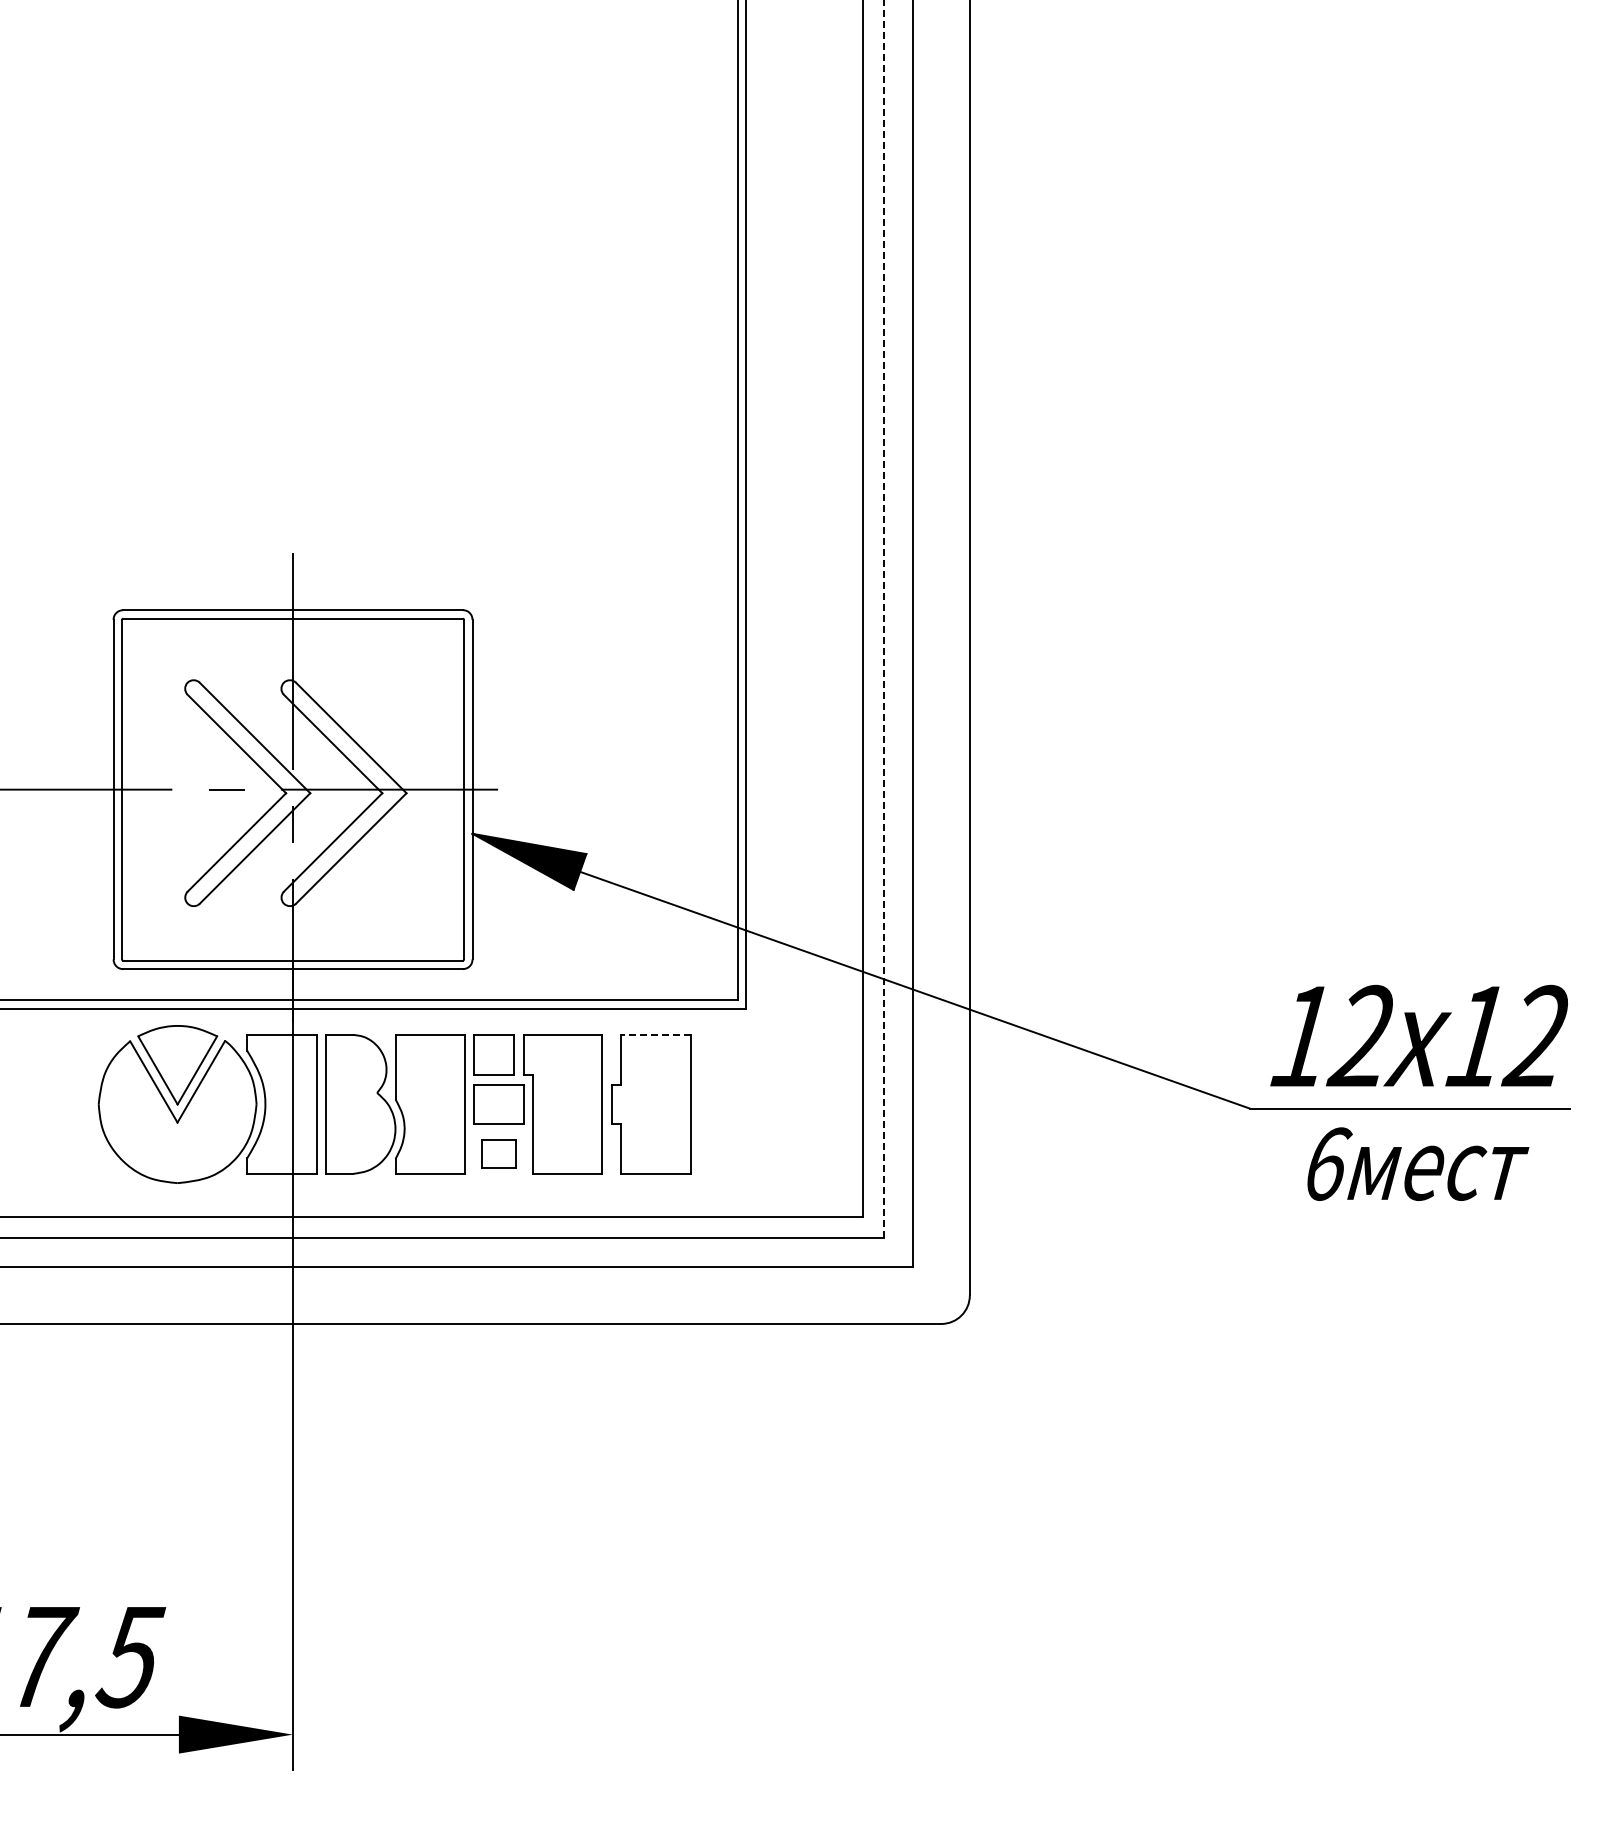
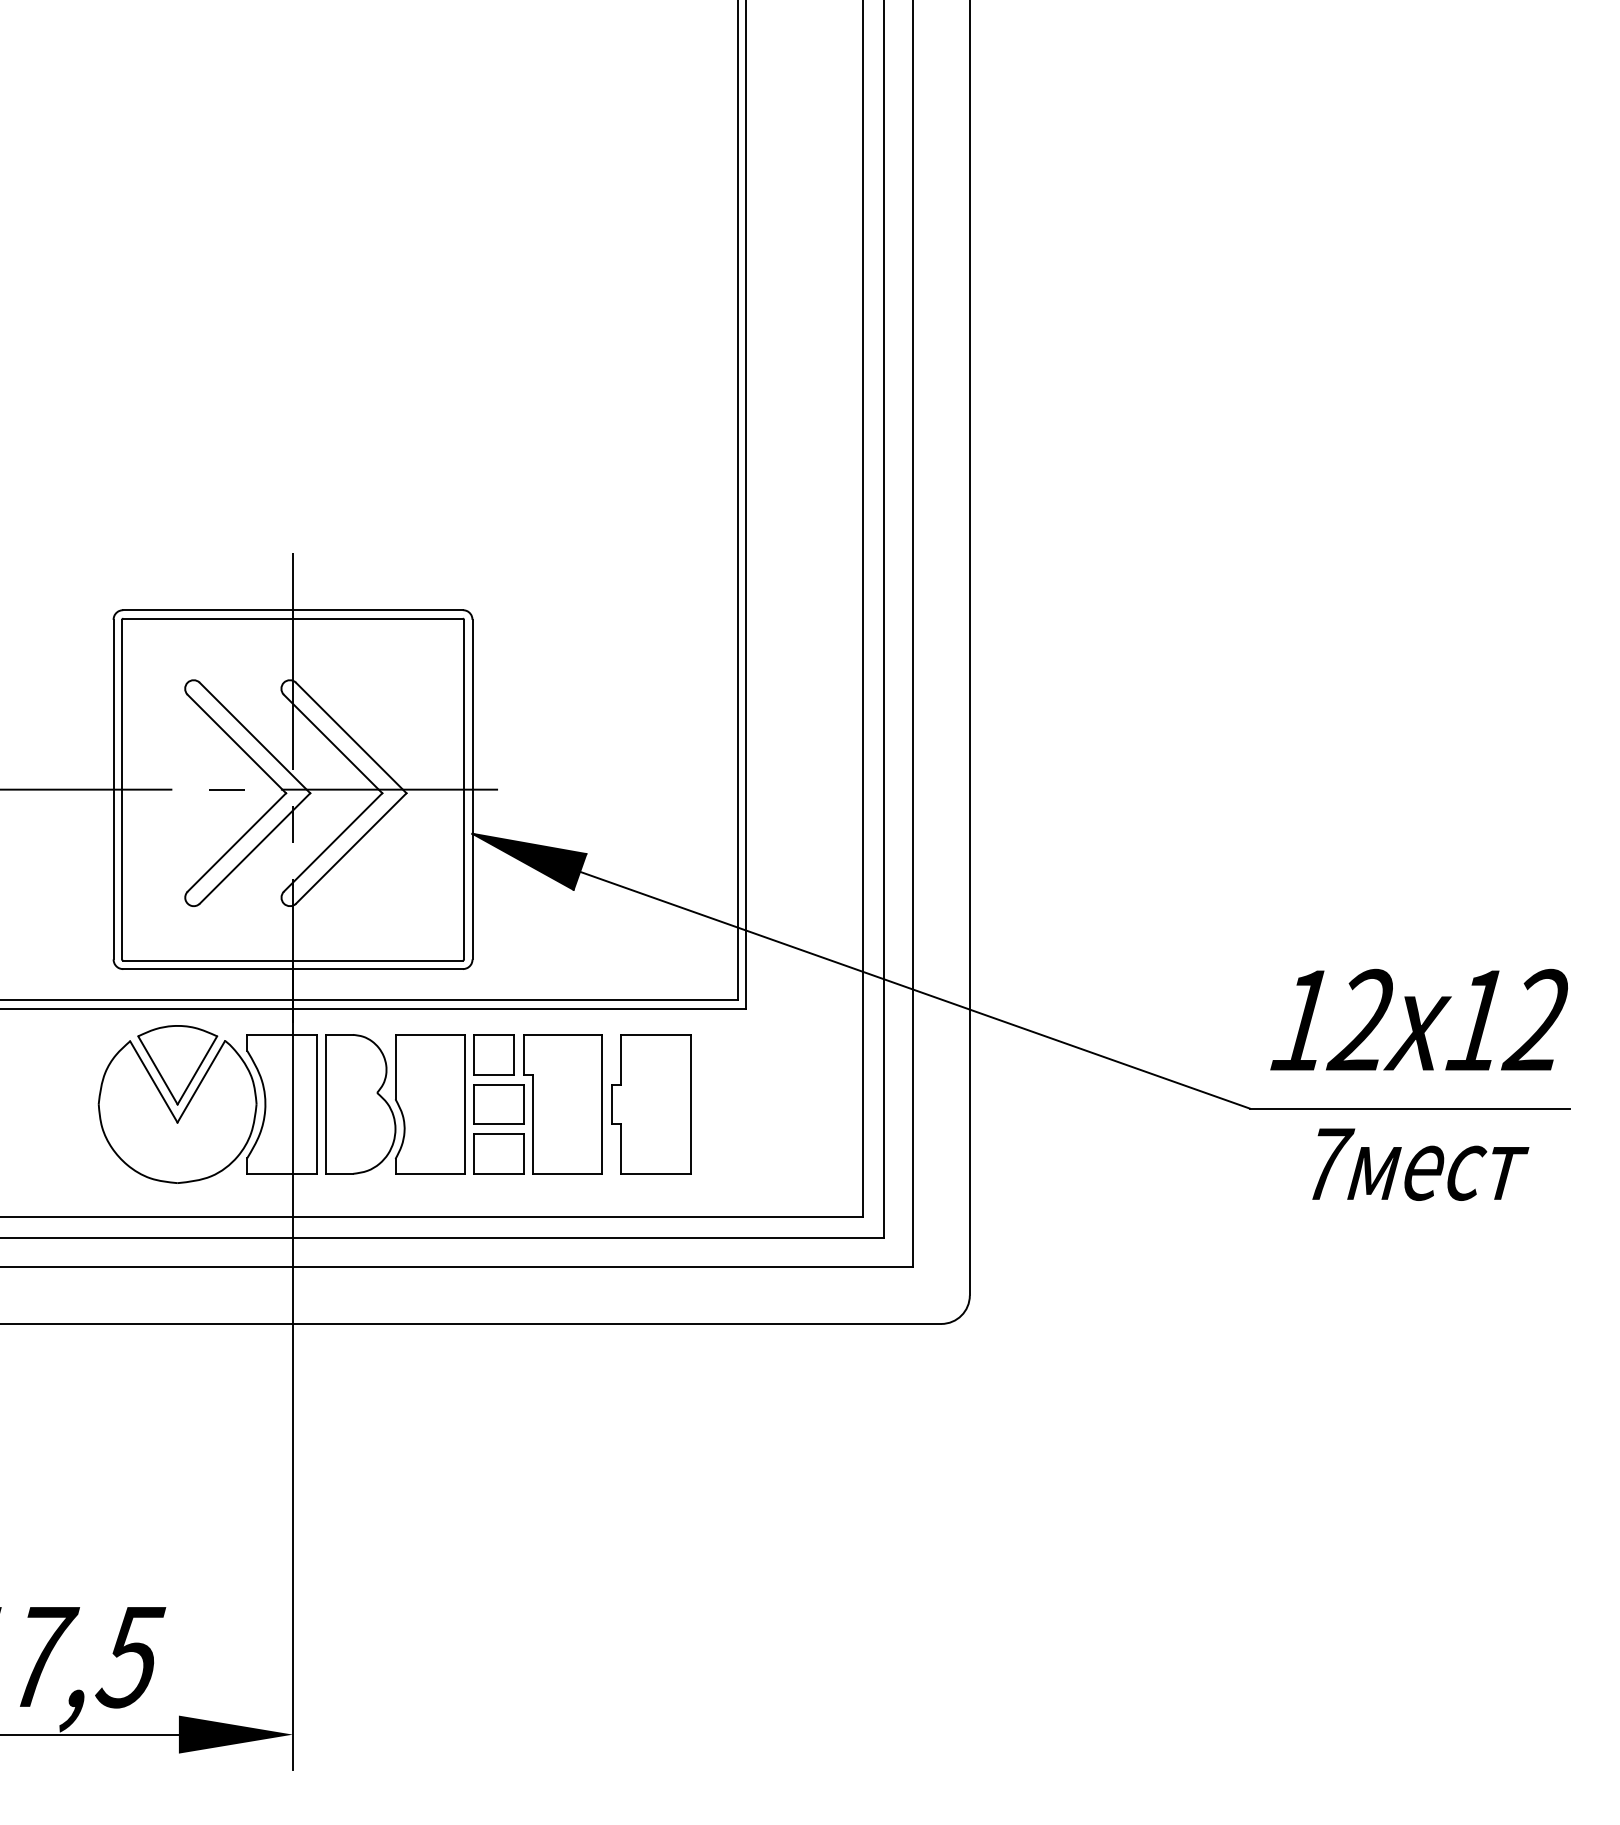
line: dashed -> solid (884, 619)
line: dashed -> solid (655, 1034)
text position: (1418, 1035) -> (1418, 1019) (1418, 1019)
part size: 36x30 px -> 52x42 px (498, 1153)
text: 6 -> 7 (1331, 1163)
